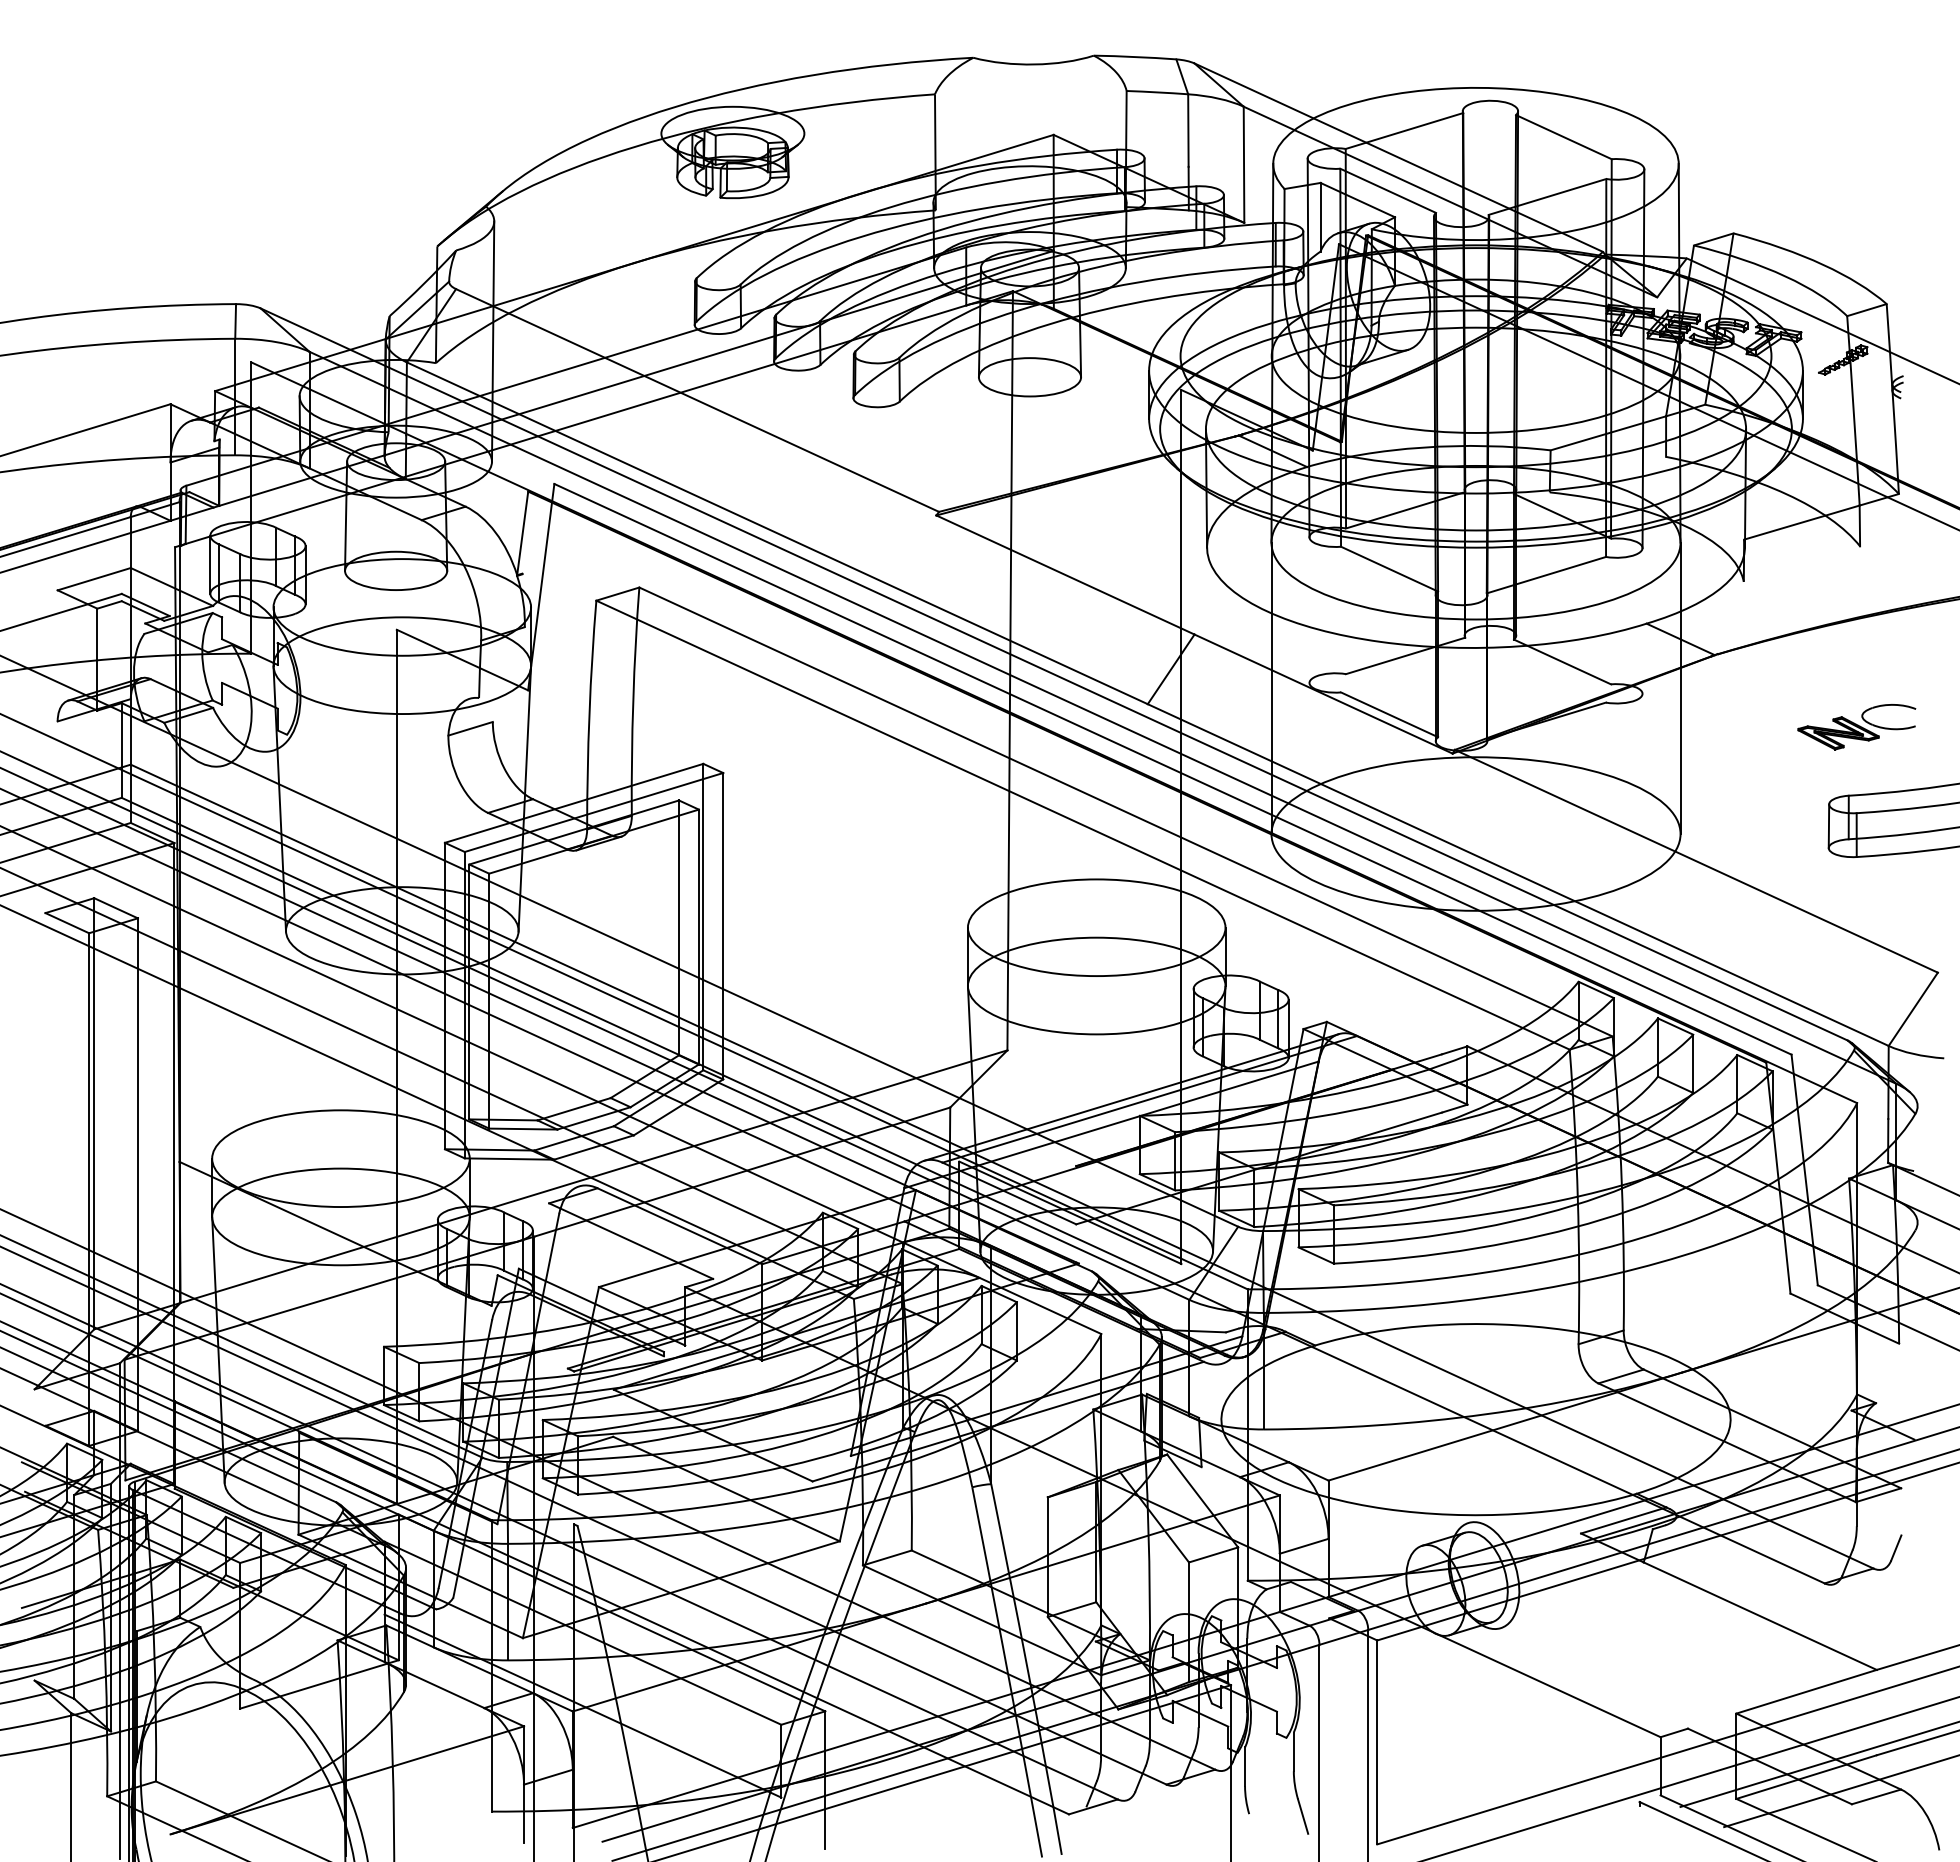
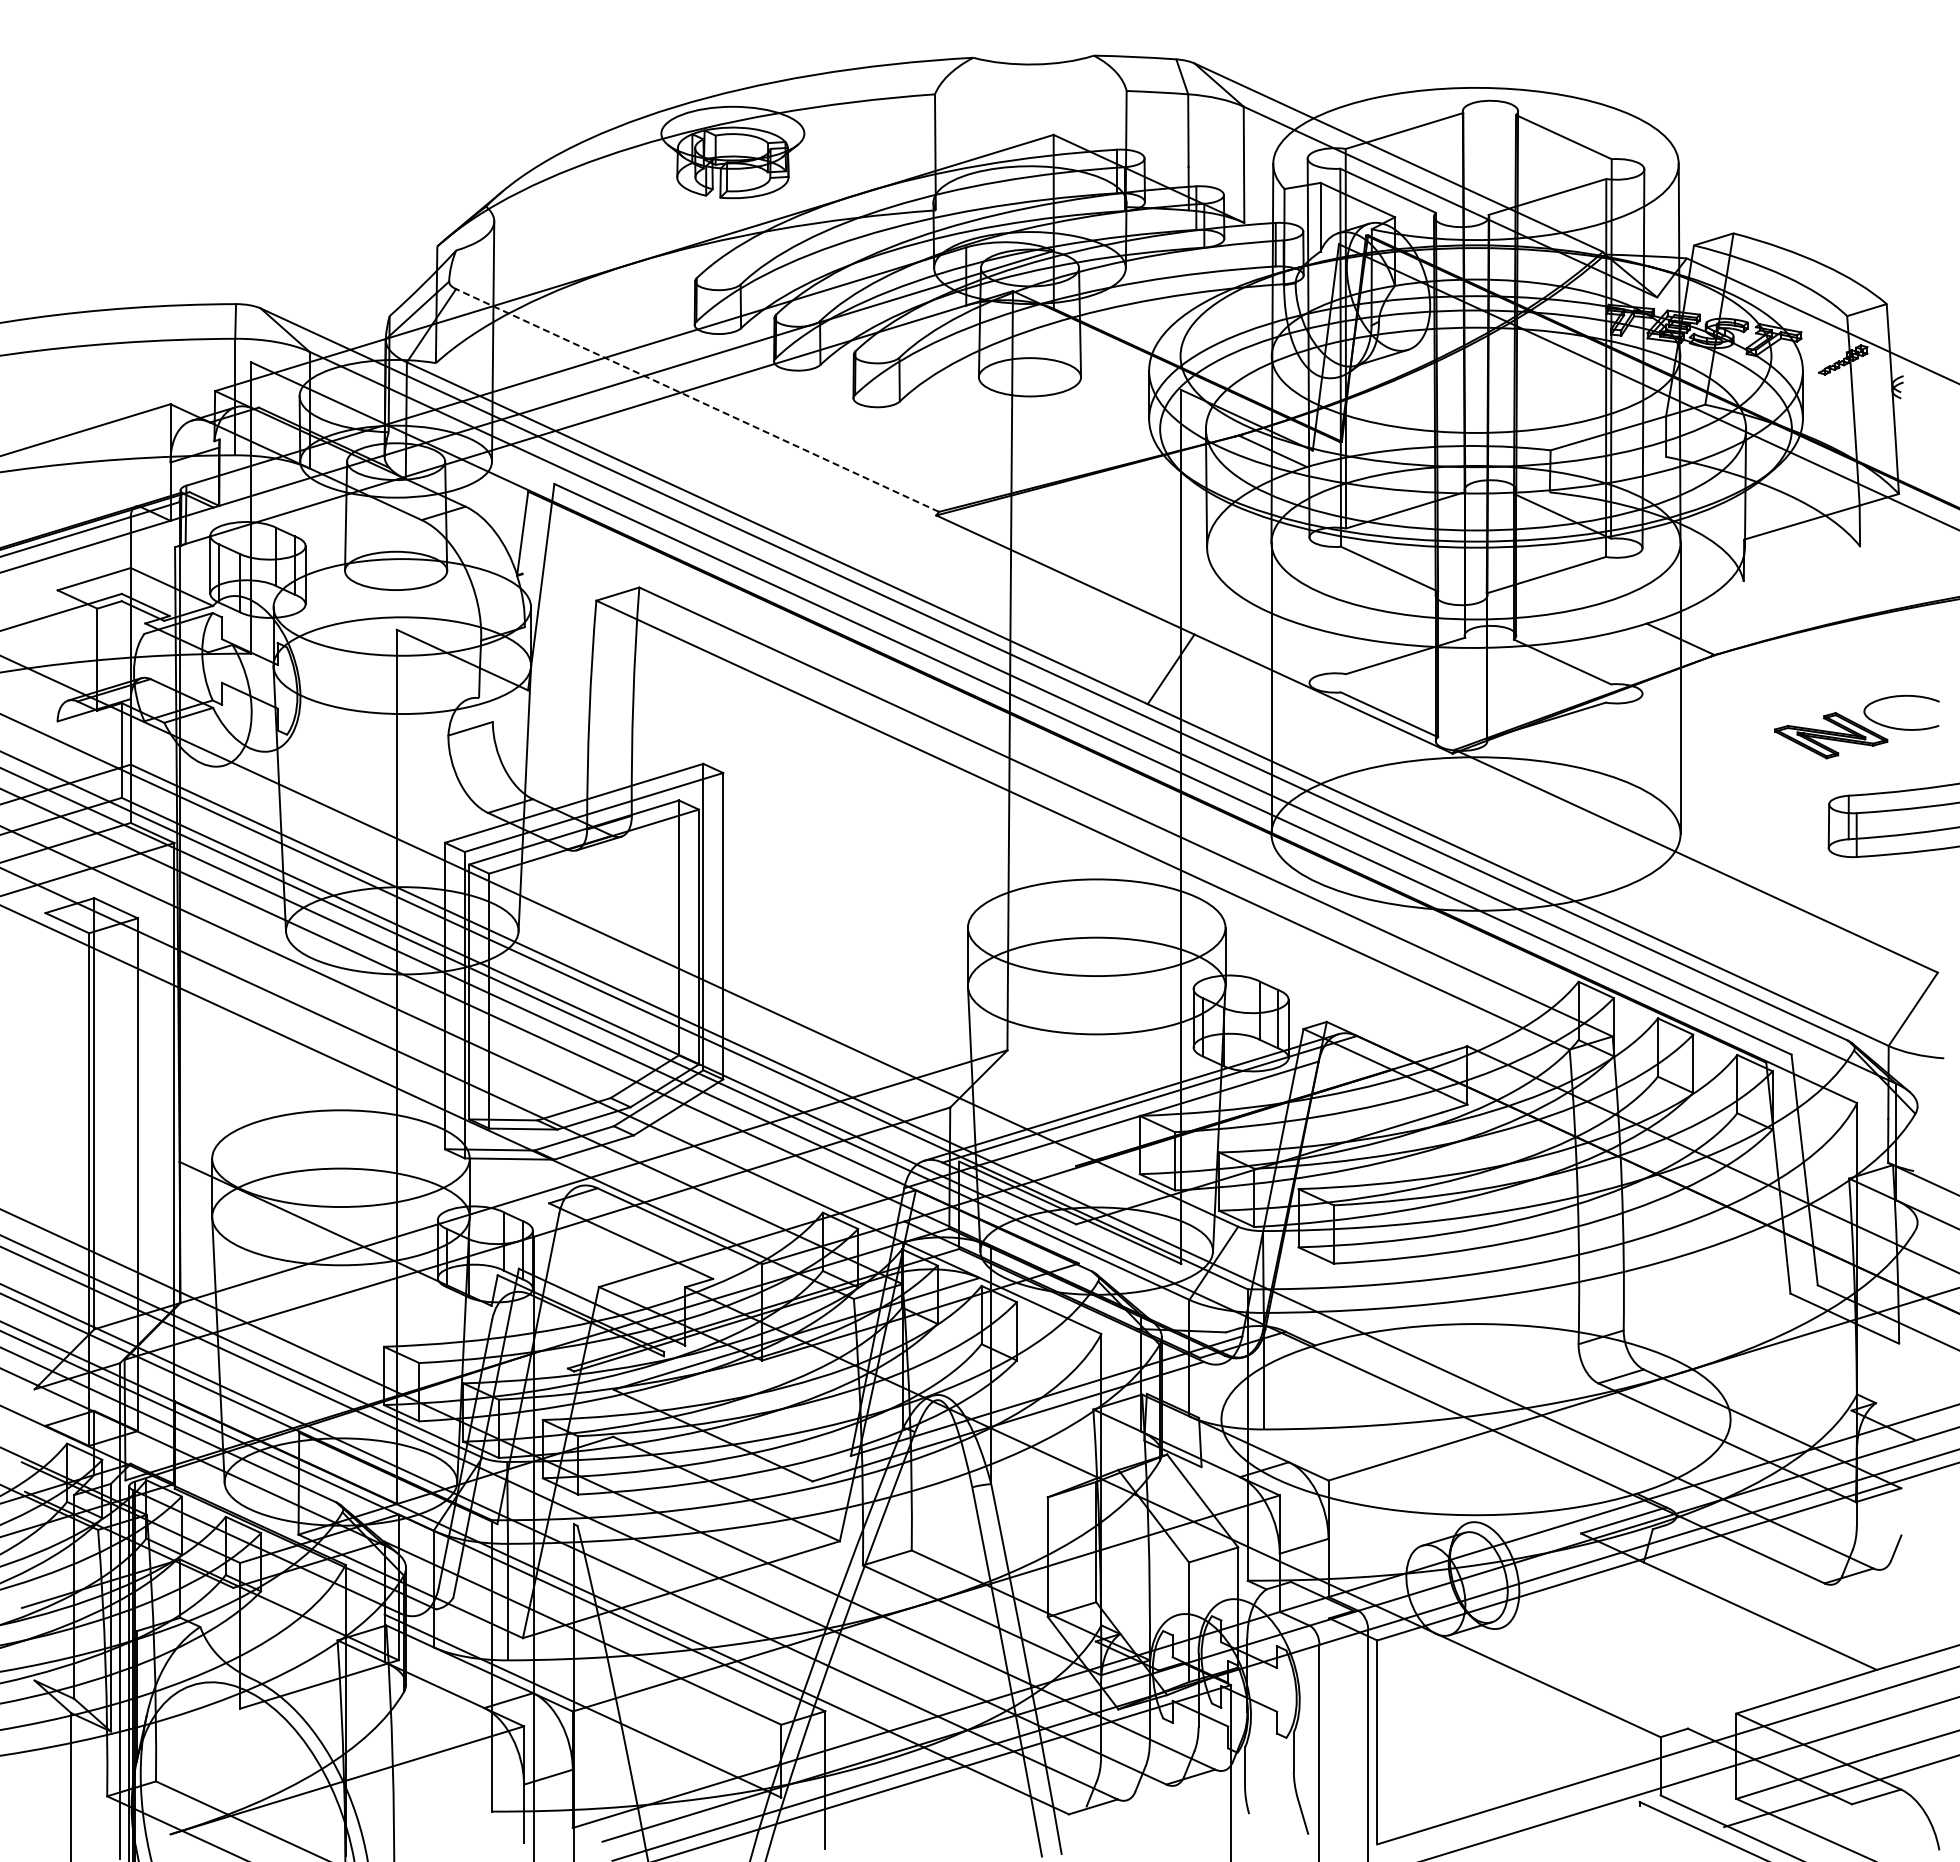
line: solid -> dashed (697, 400)
part size: 120x47 px -> 166x66 px (1856, 726)
line: present -> none (1818, 1764)
